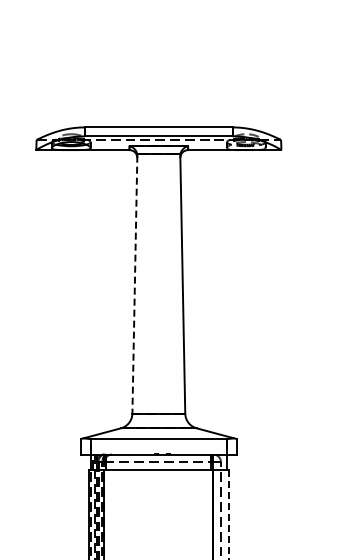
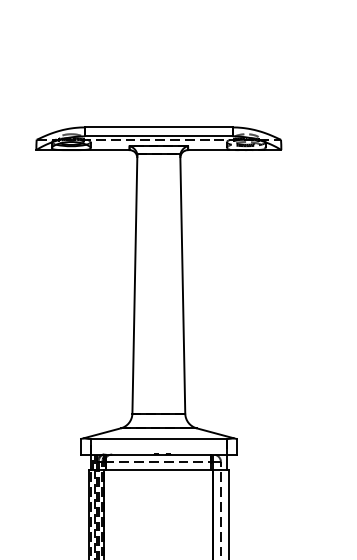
line: dashed -> solid (134, 284)
line: dashed -> solid (228, 514)
